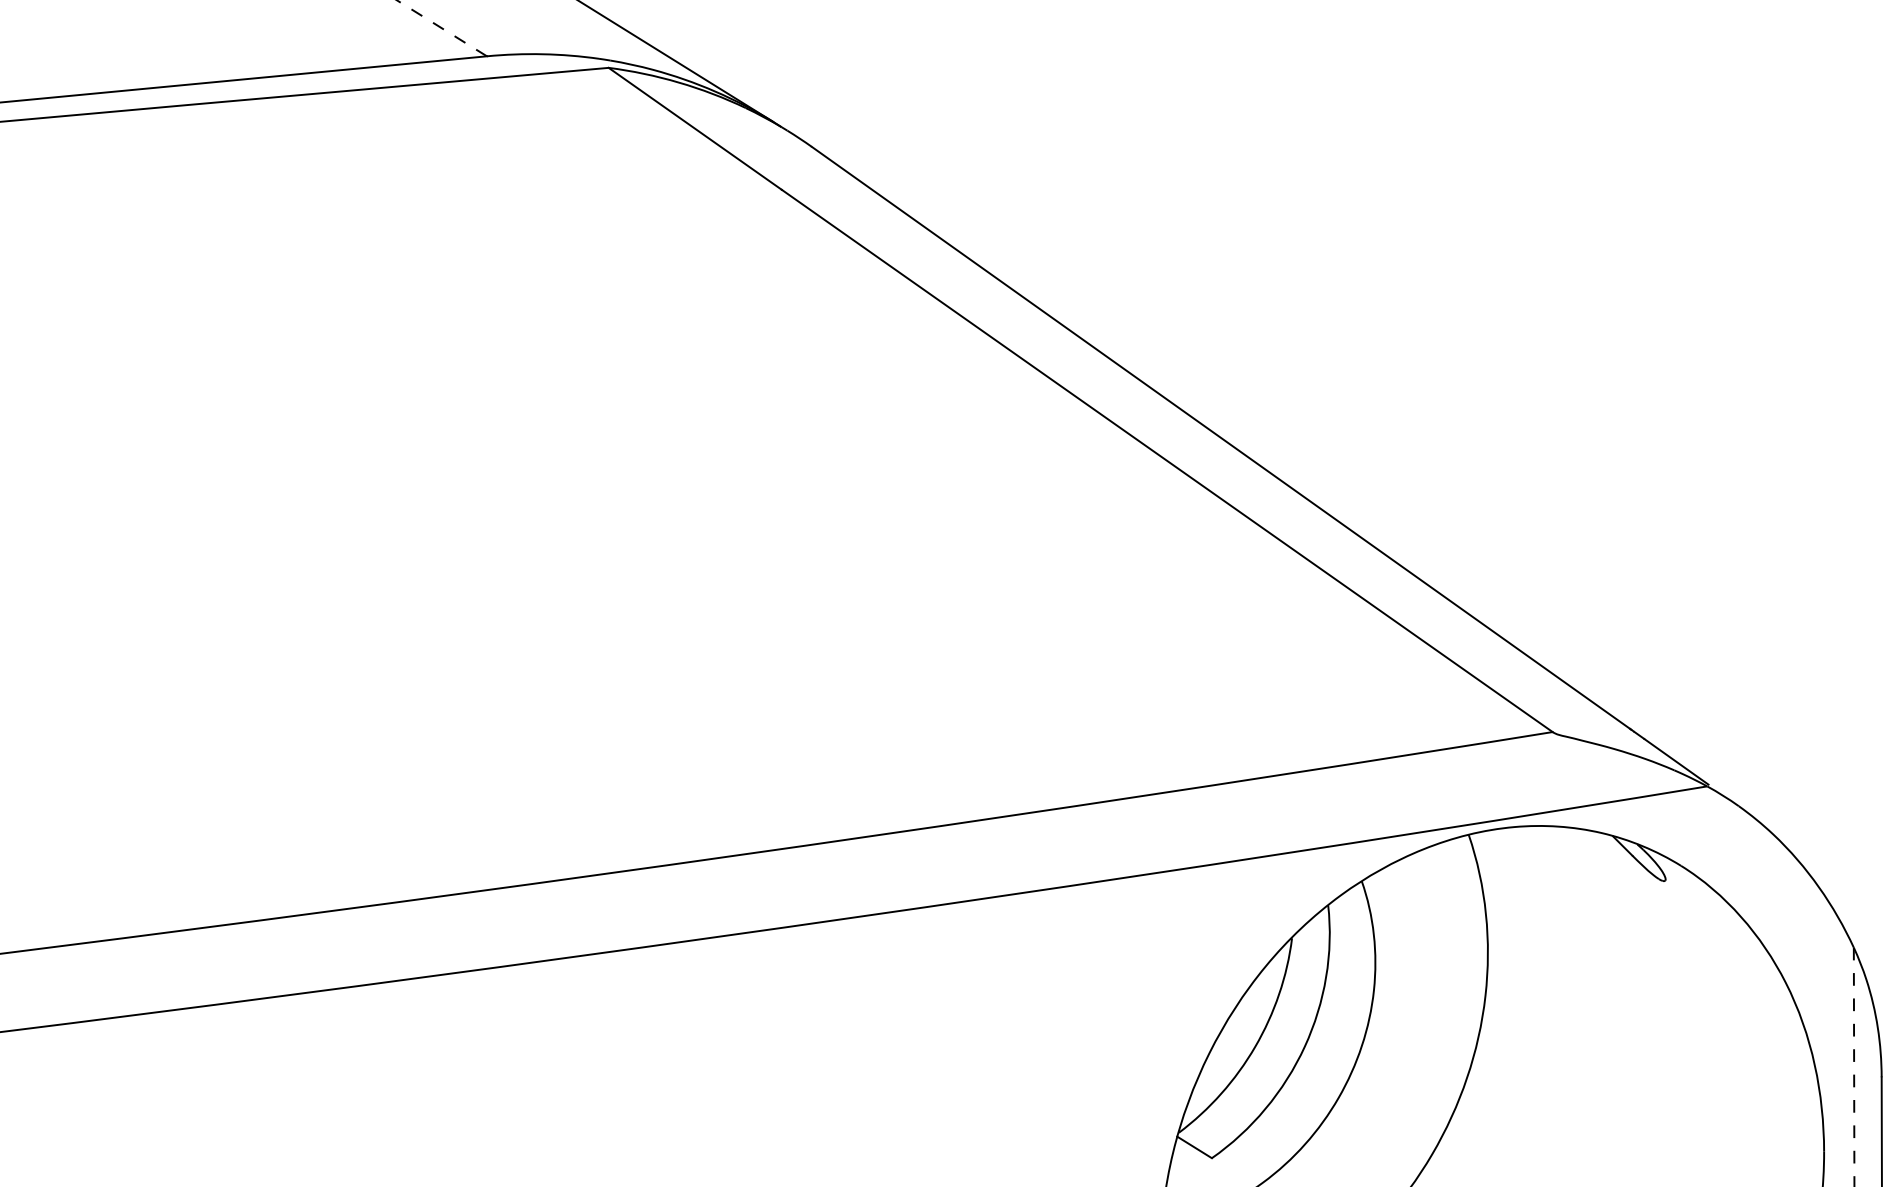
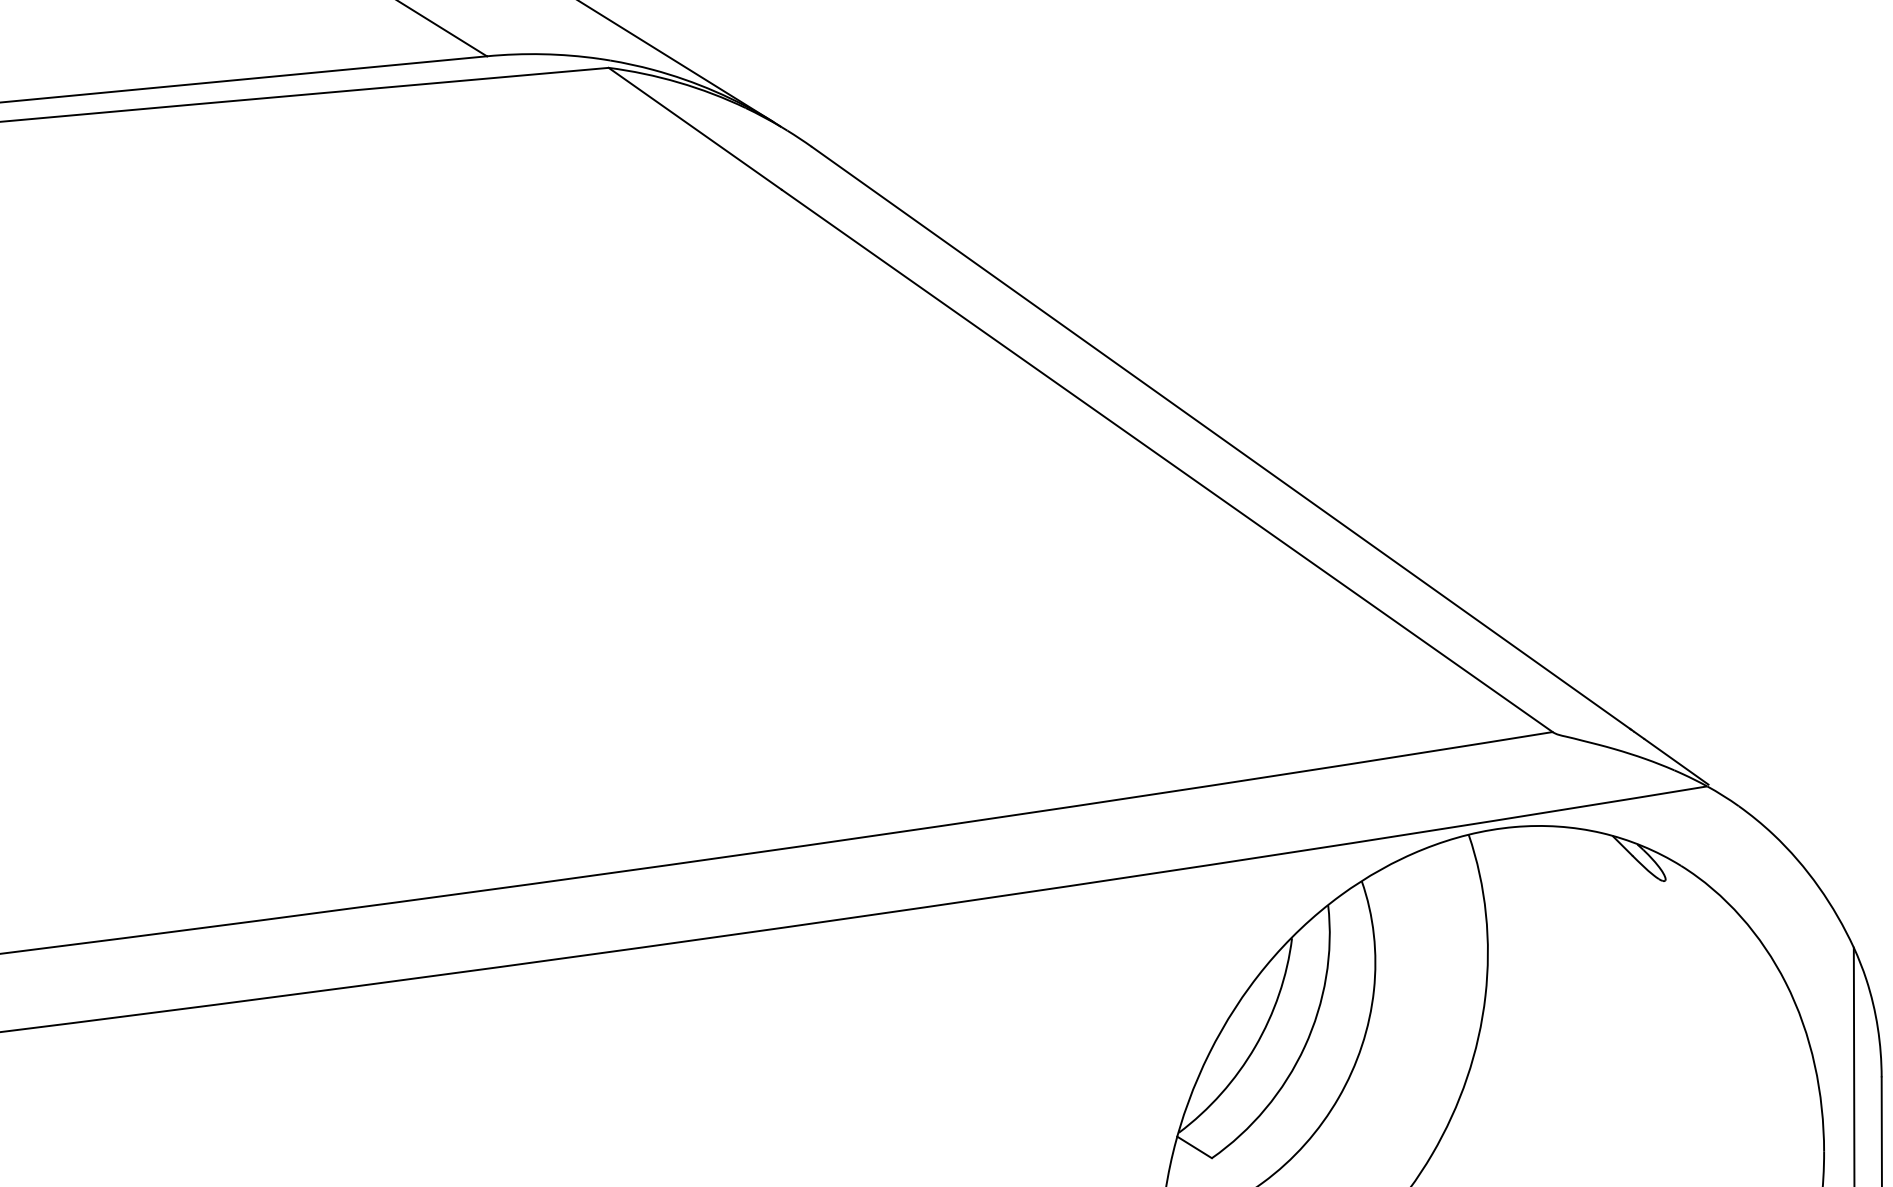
line: dashed -> solid (441, 28)
line: dashed -> solid (1854, 1067)
